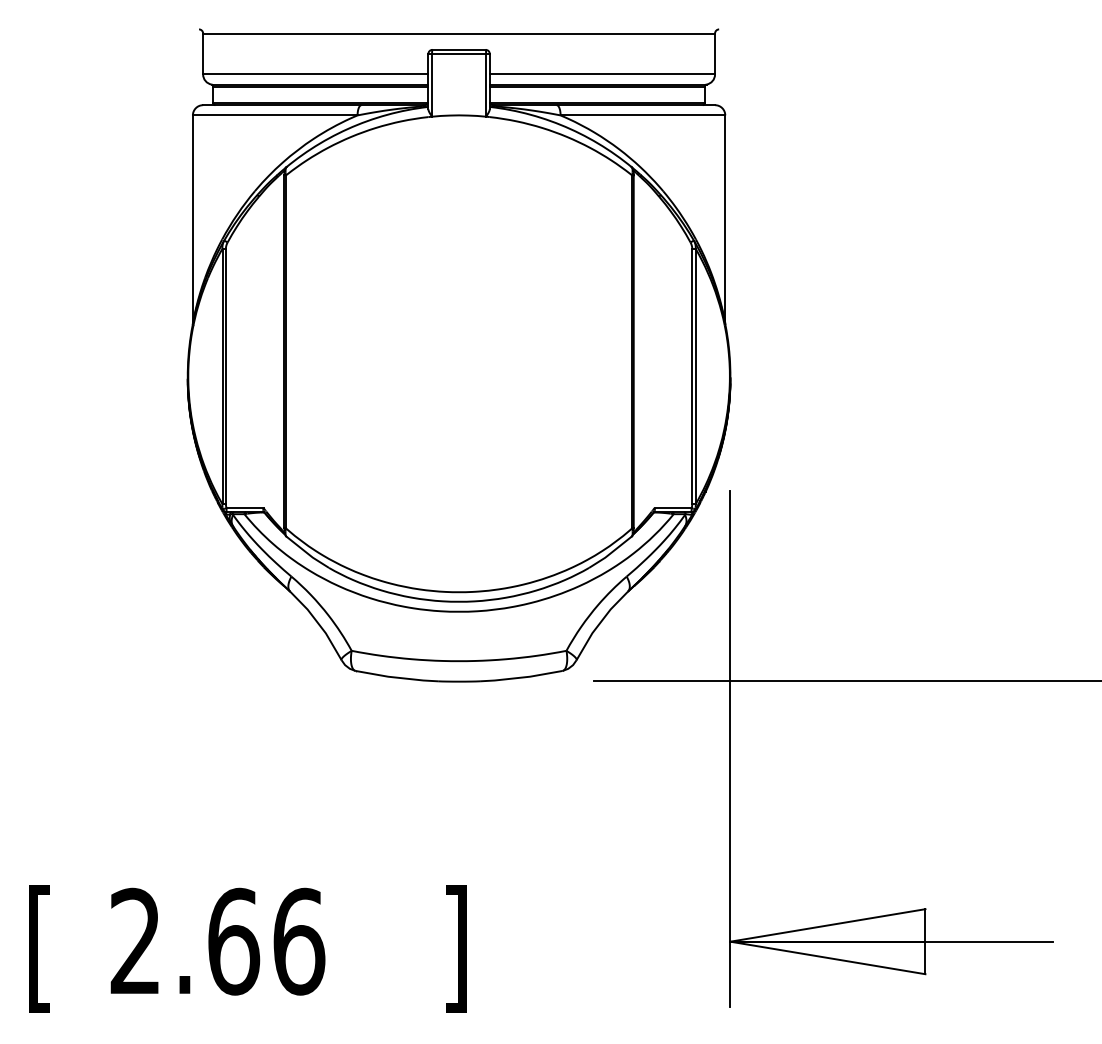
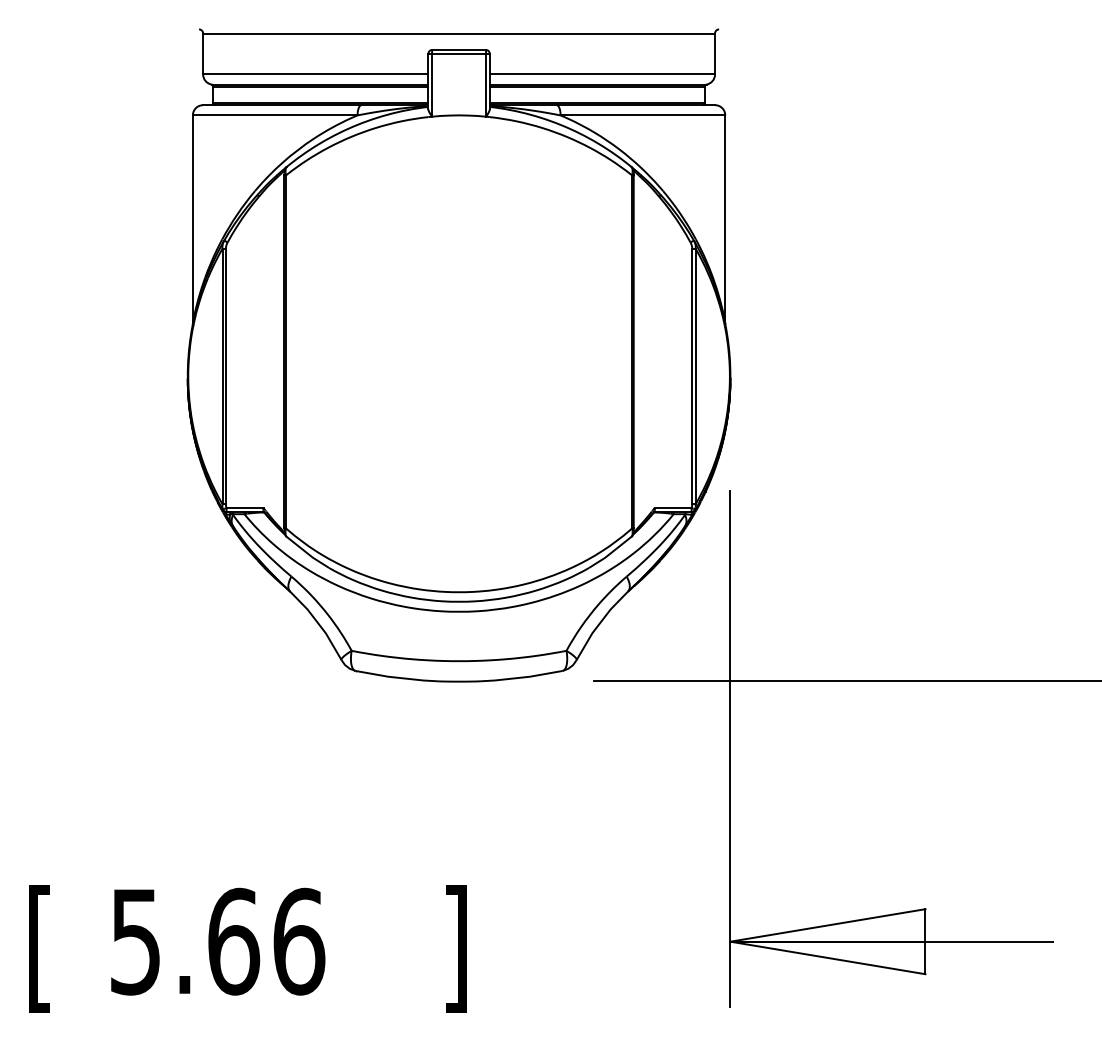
text: 2.66 -> 5.66 (134, 941)
